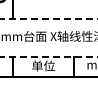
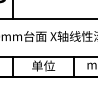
line: dashed -> solid (49, 19)
line: dashed -> solid (49, 56)
